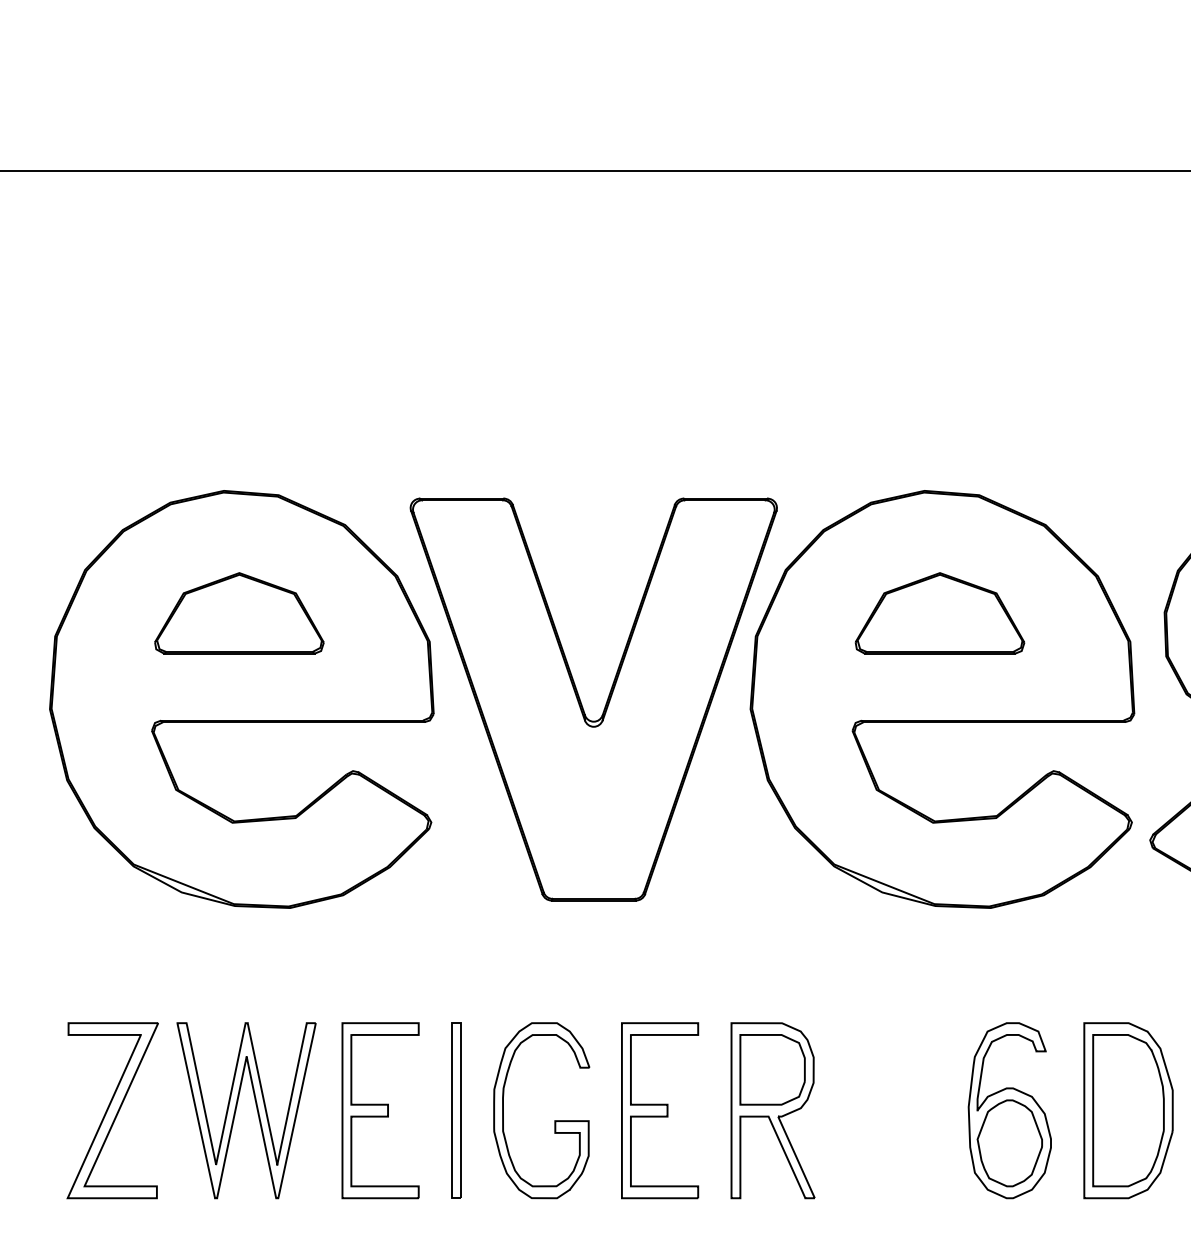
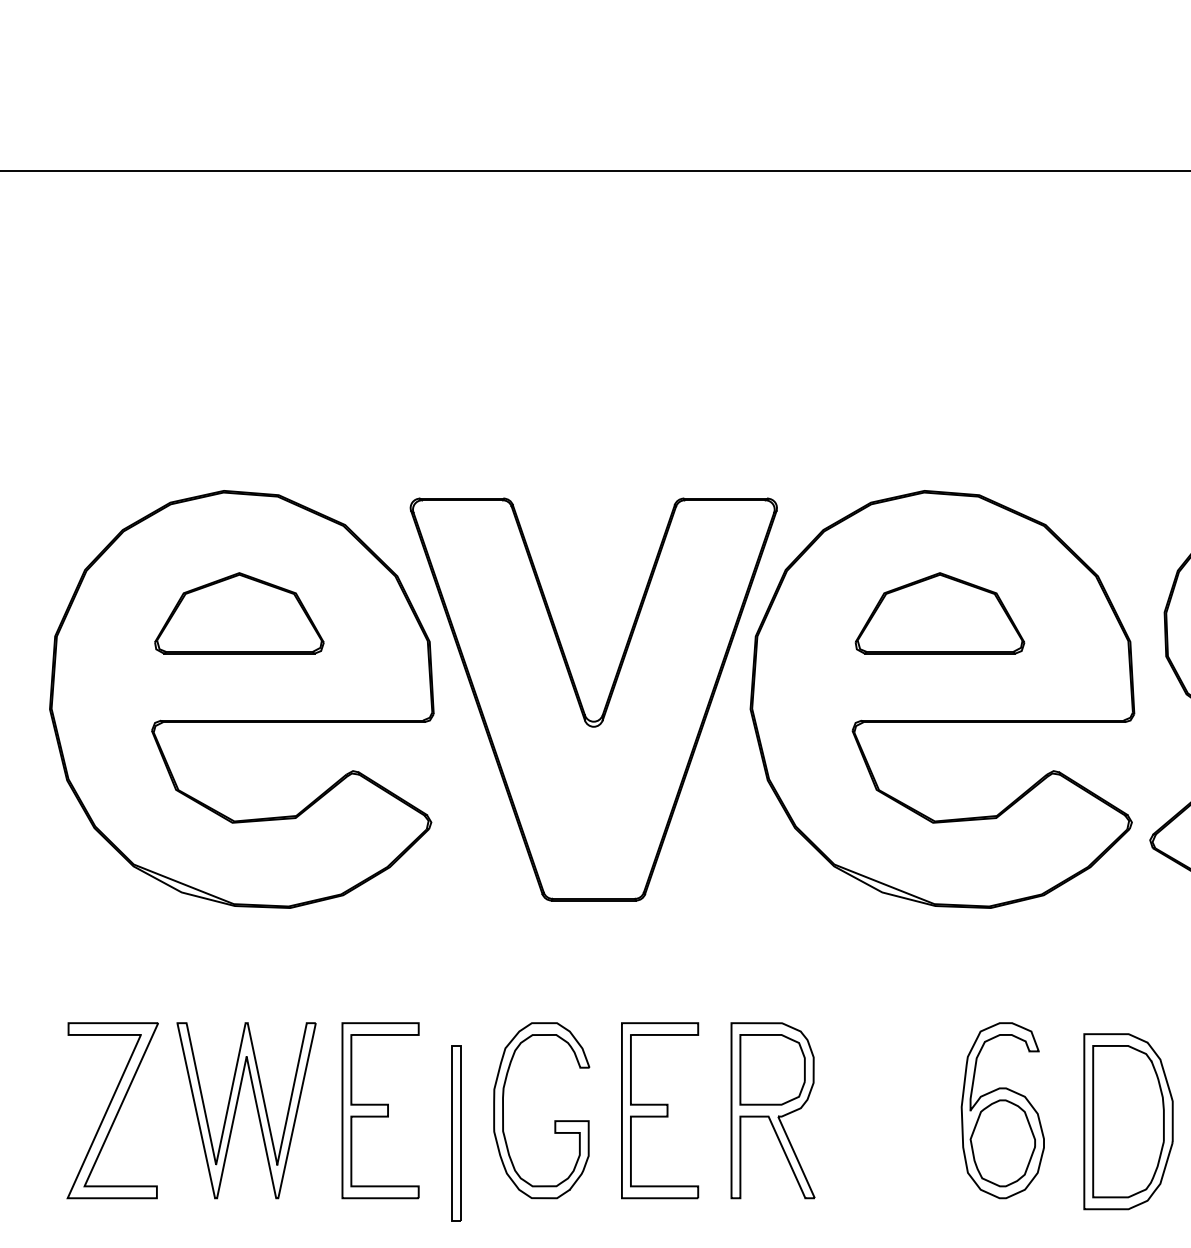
part position: (456, 1110) -> (456, 1133) (456, 1133)
part position: (1009, 1110) -> (1002, 1110) (1002, 1110)
part position: (1128, 1110) -> (1128, 1121) (1128, 1121)
